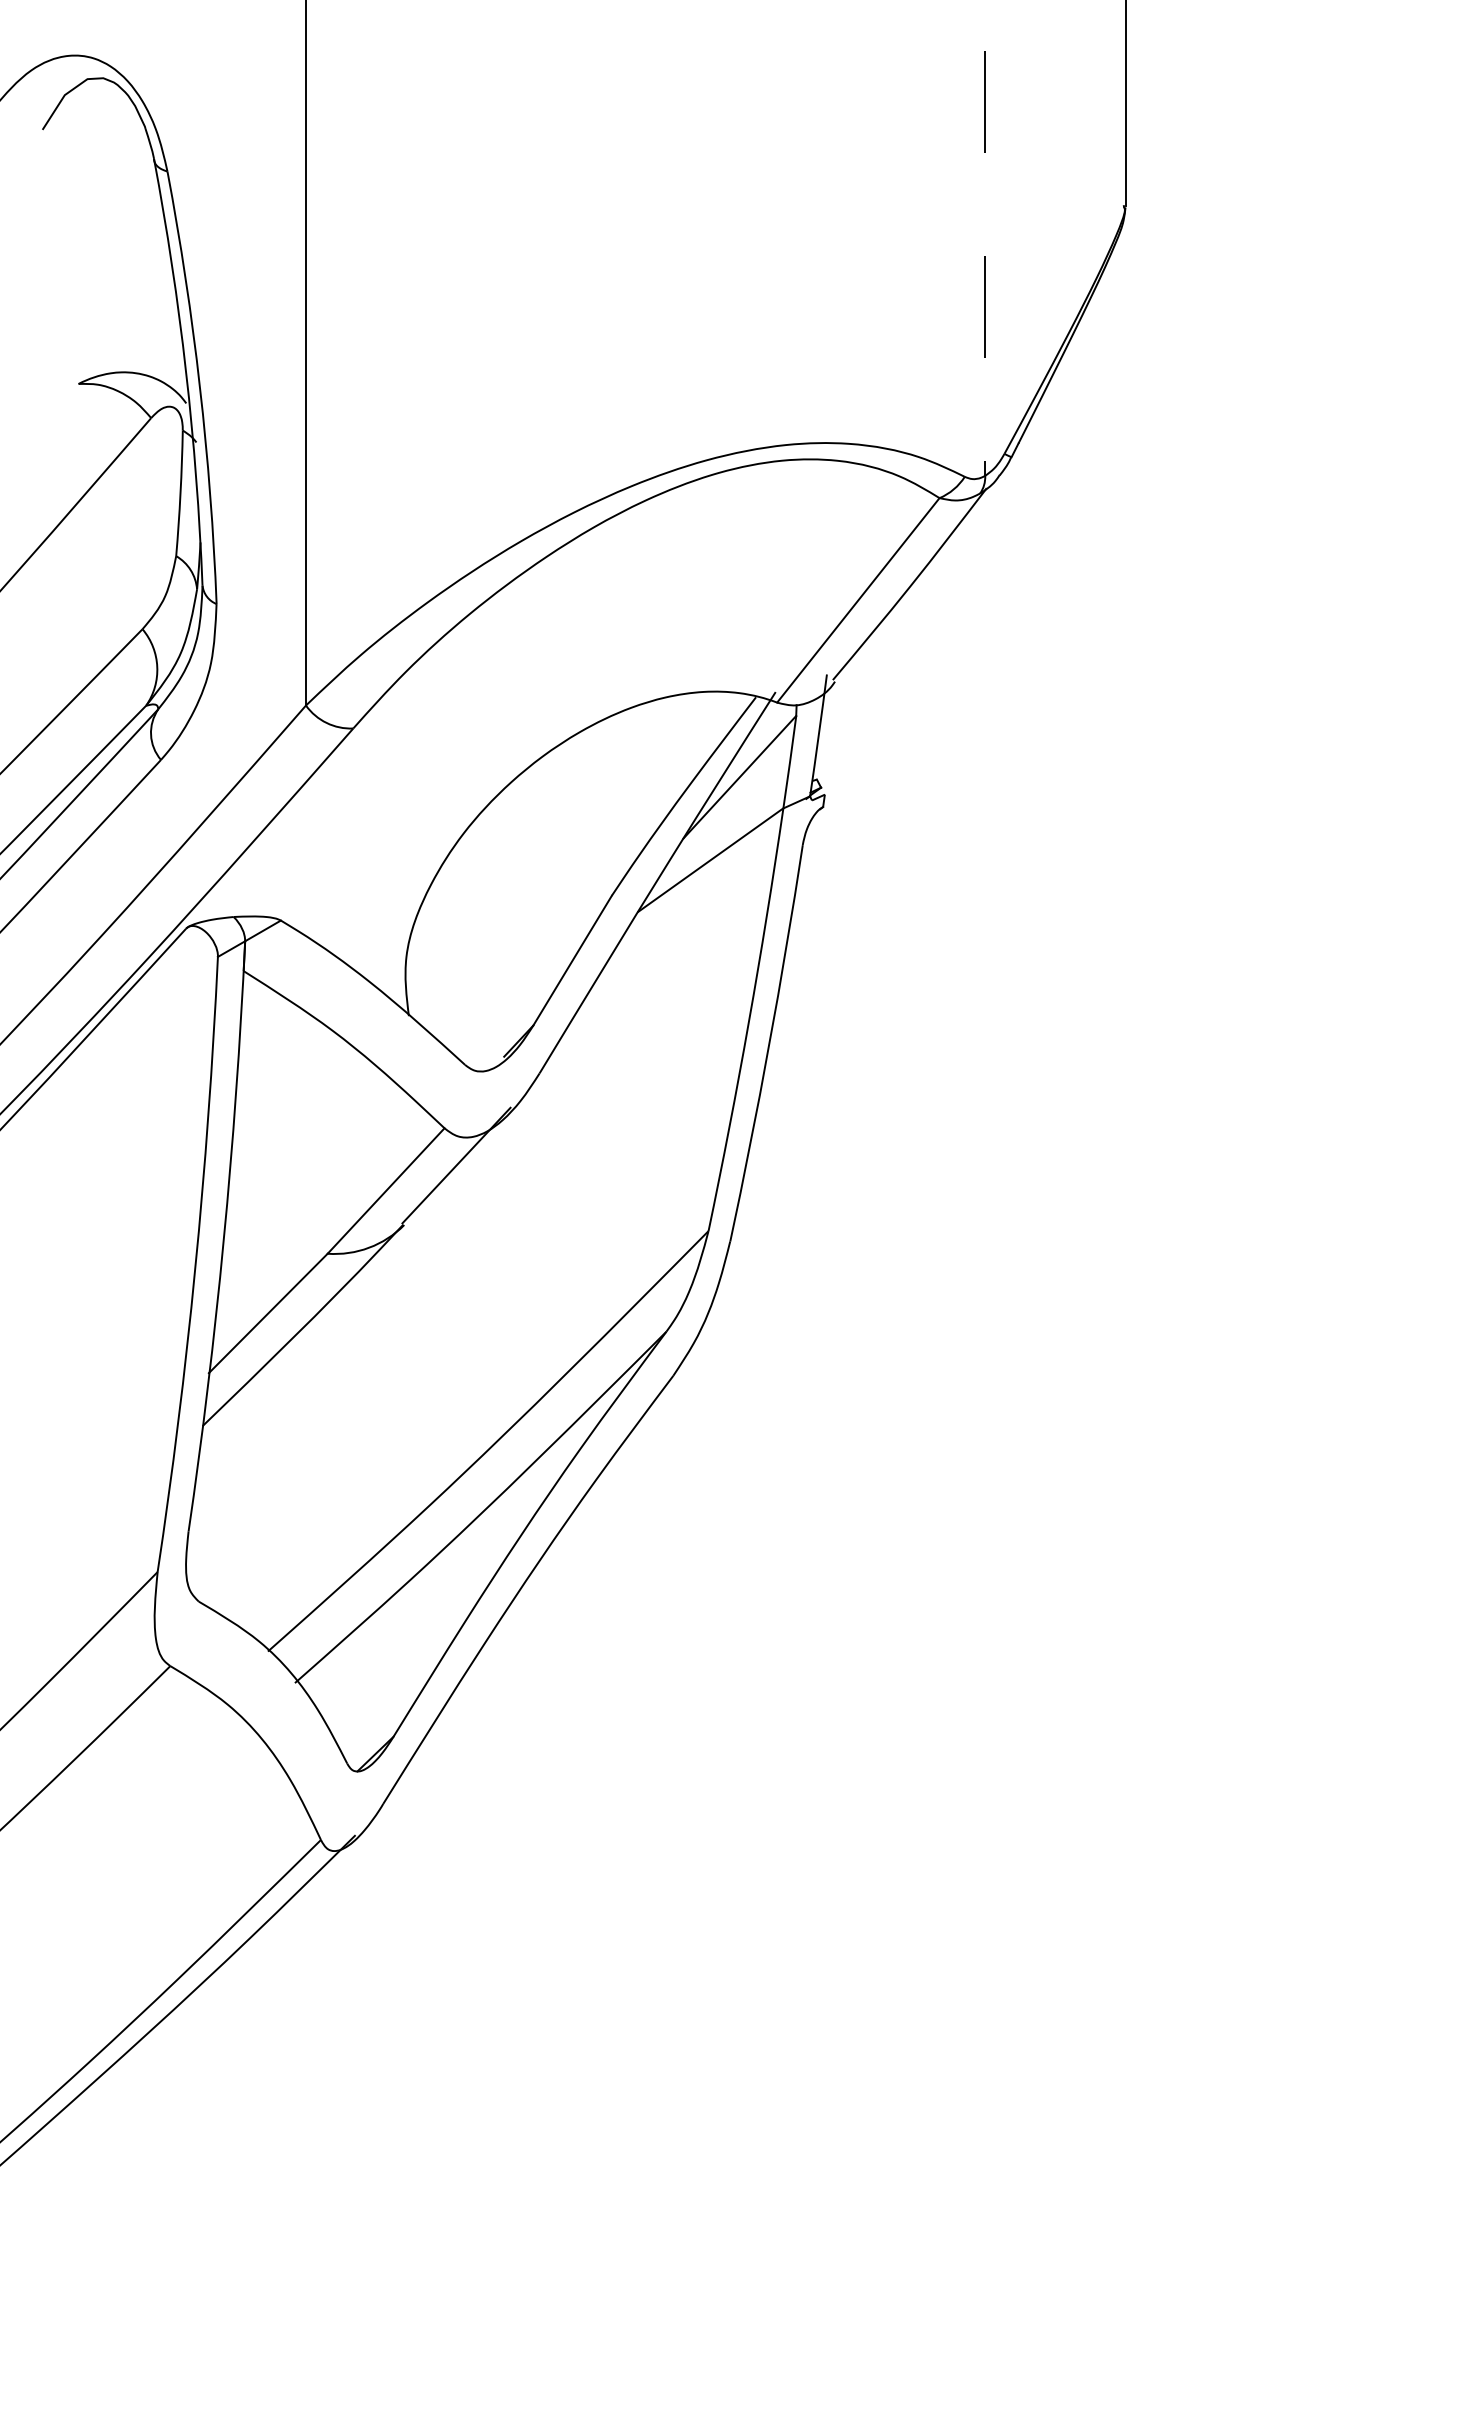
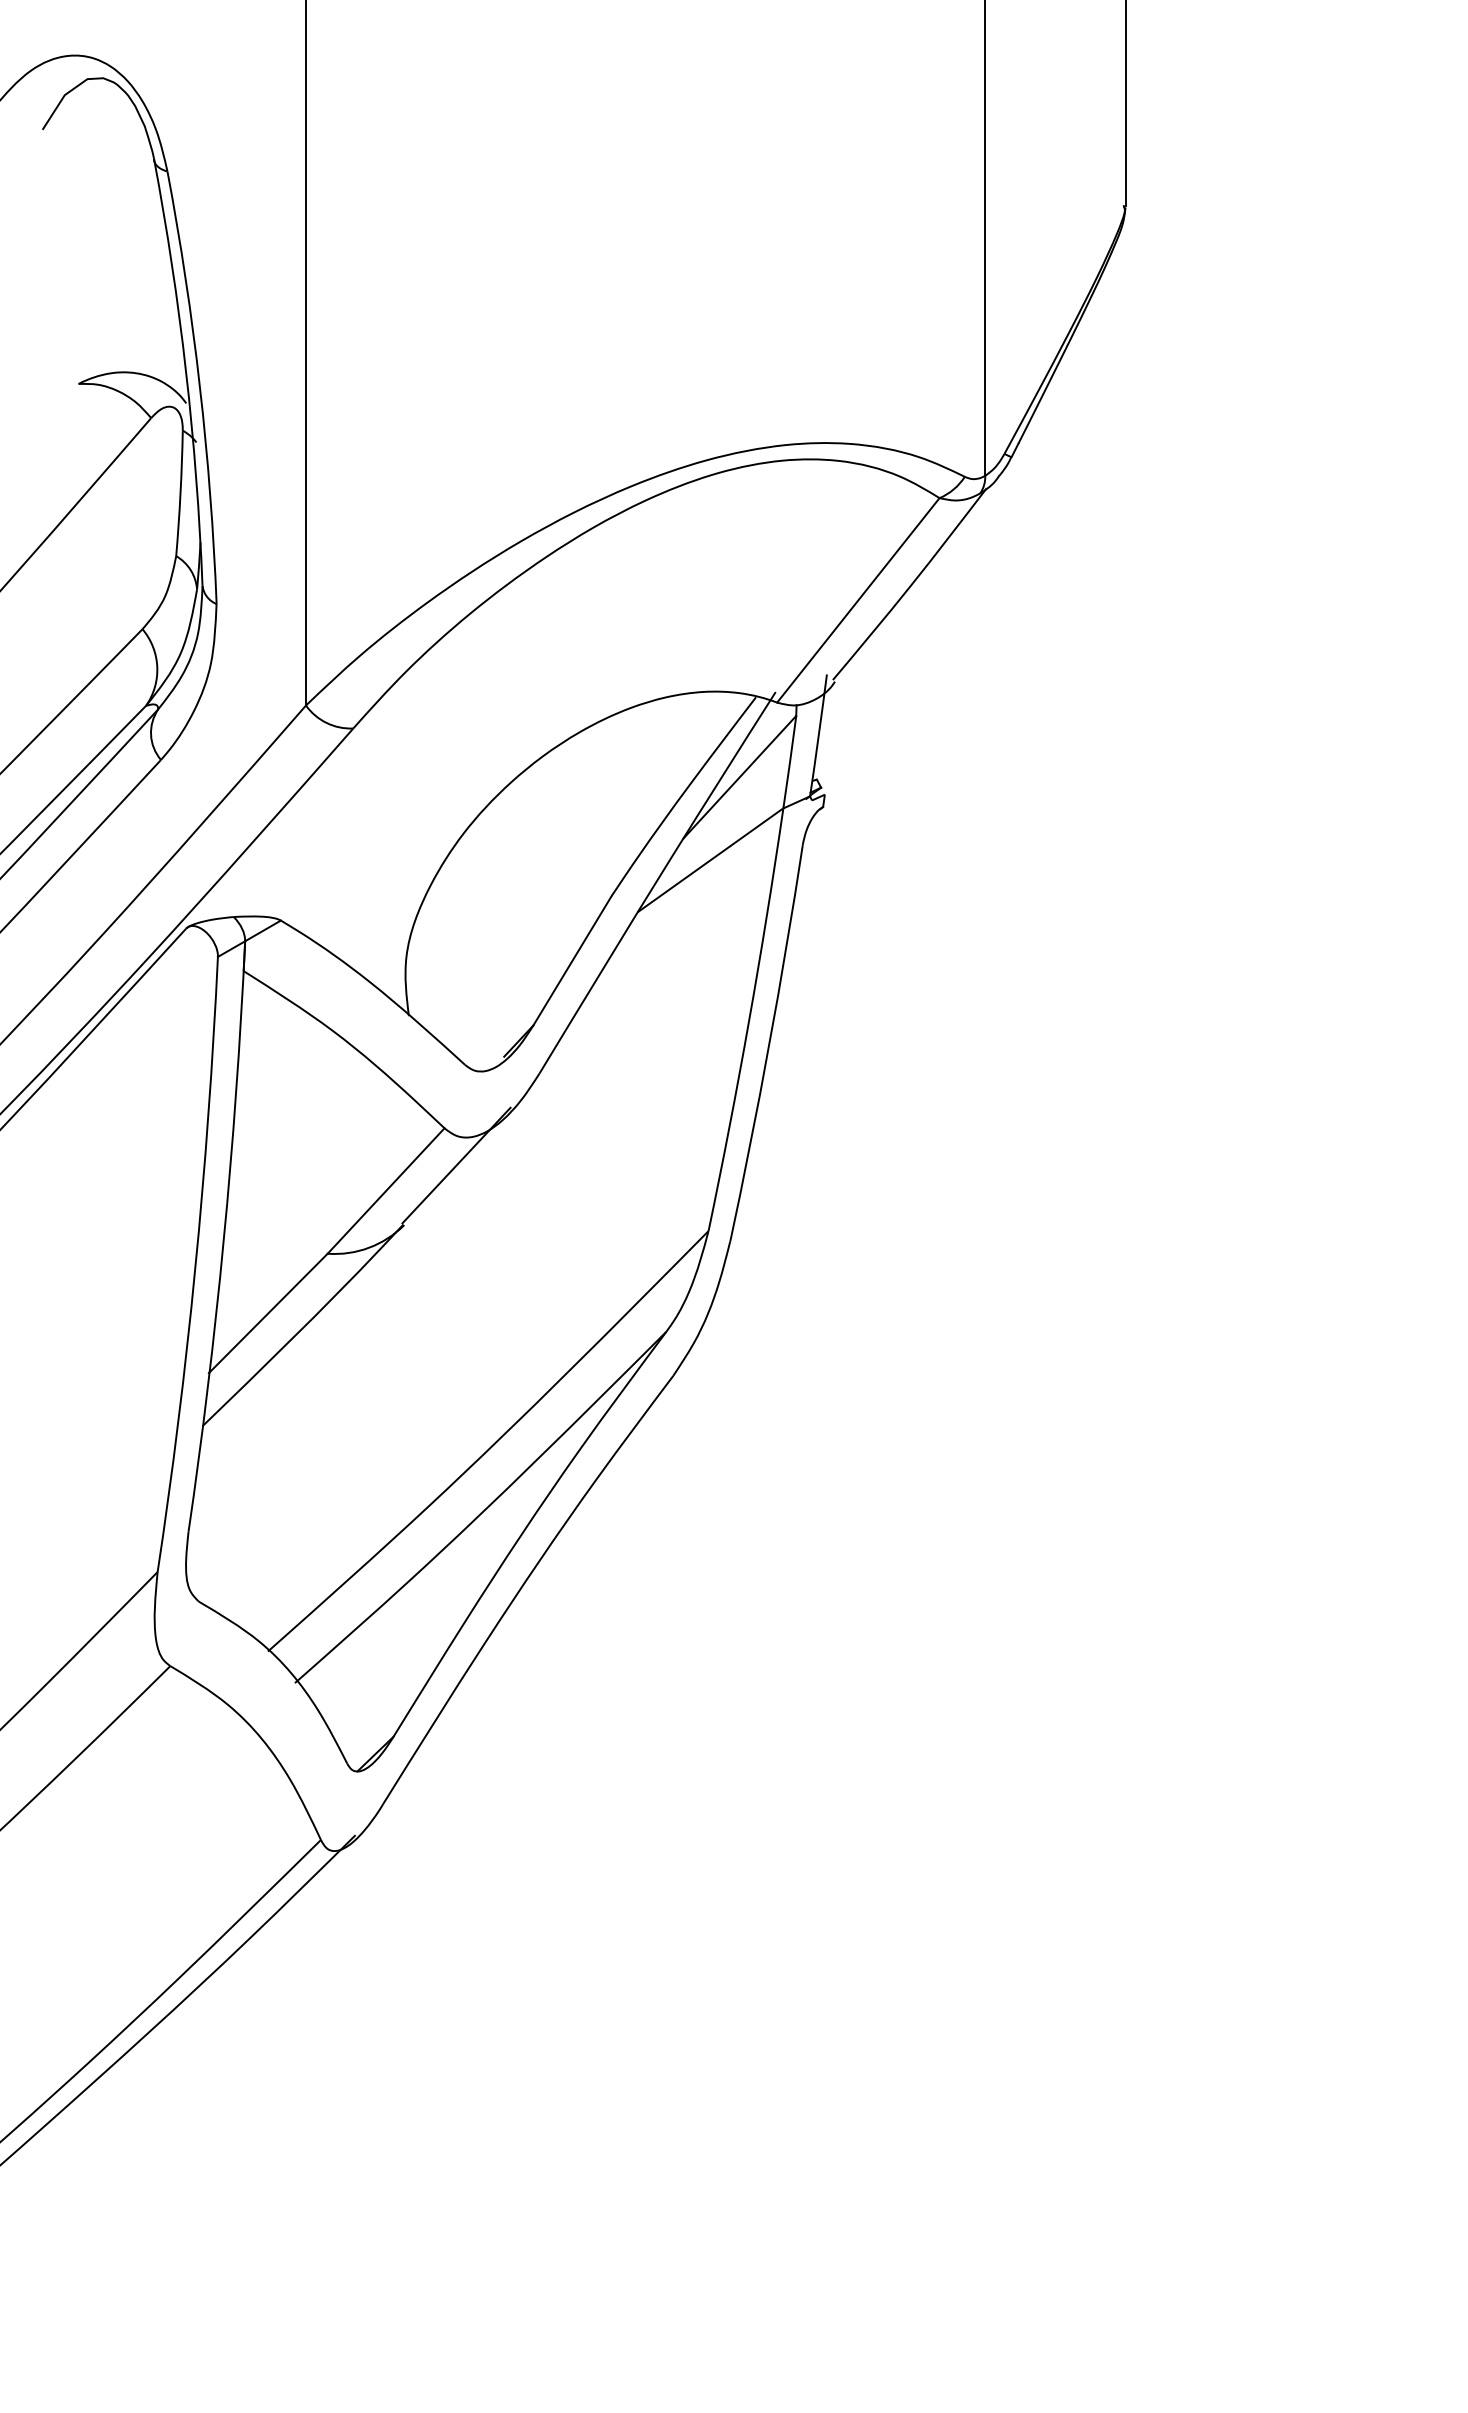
line: dashed -> solid (985, 238)
